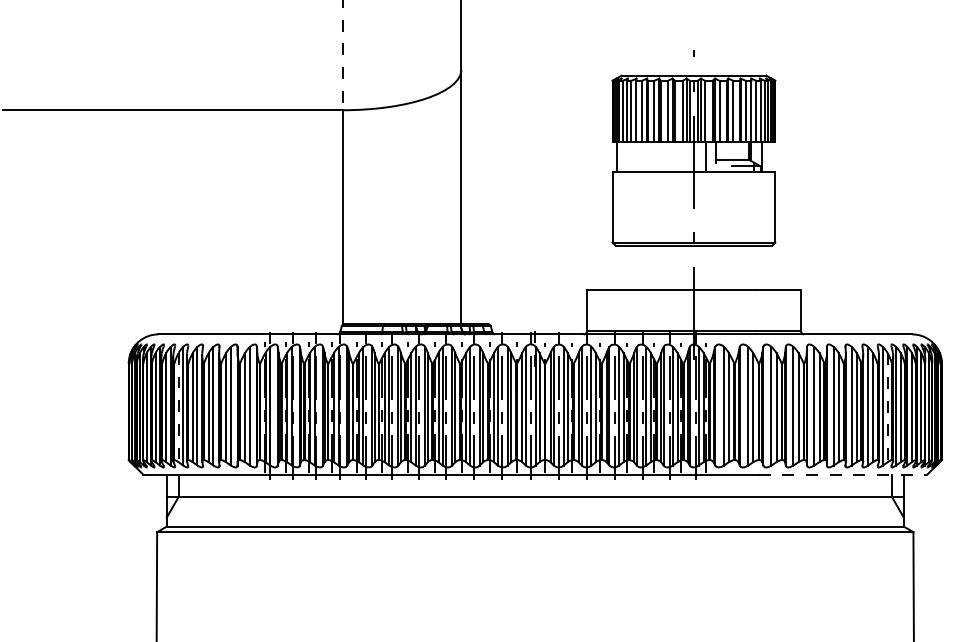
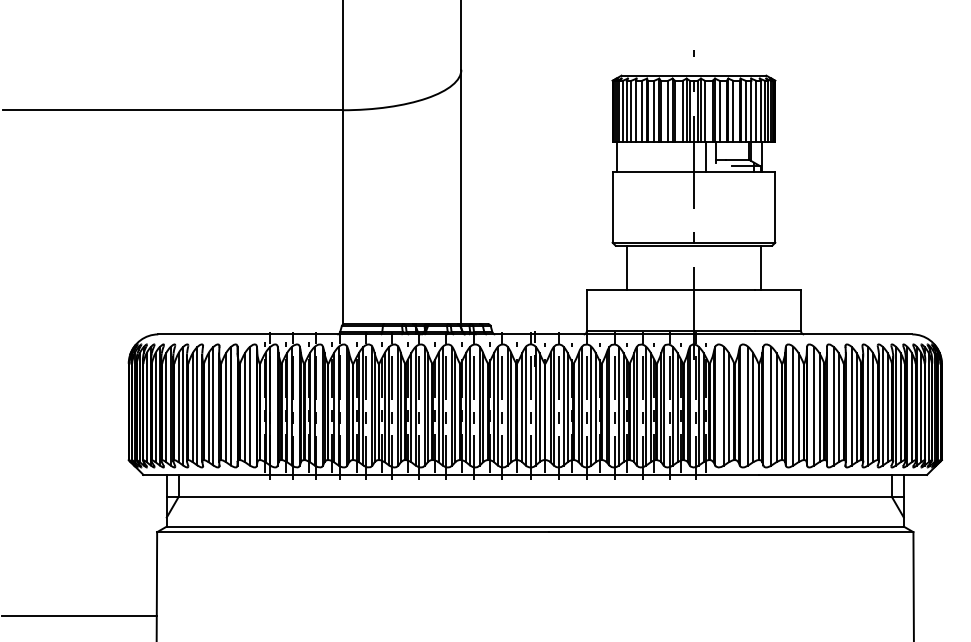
line: dashed -> solid (343, 55)
line: none -> present (627, 267)
line: none -> present (760, 267)
line: dashed -> solid (178, 407)
line: dashed -> solid (887, 408)
line: dashed -> solid (843, 474)
line: none -> present (79, 615)
